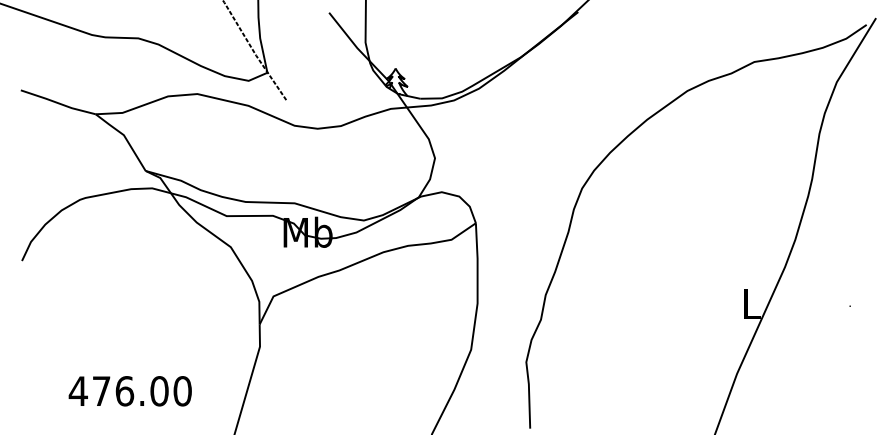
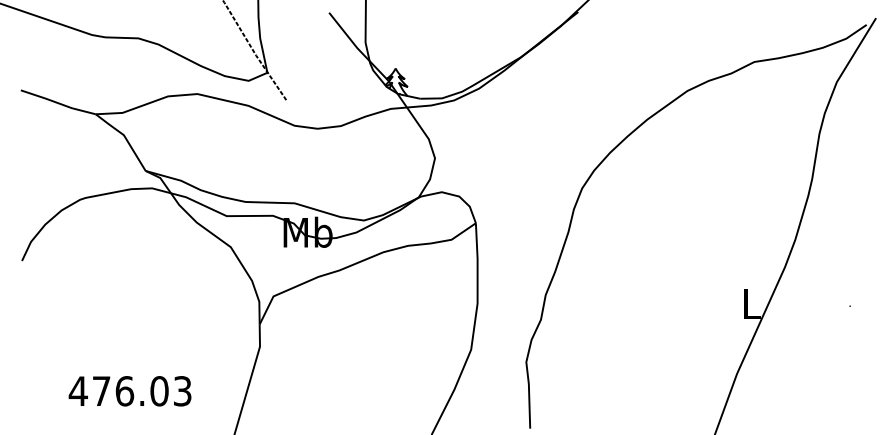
text: 476.00 -> 476.03 (182, 391)
